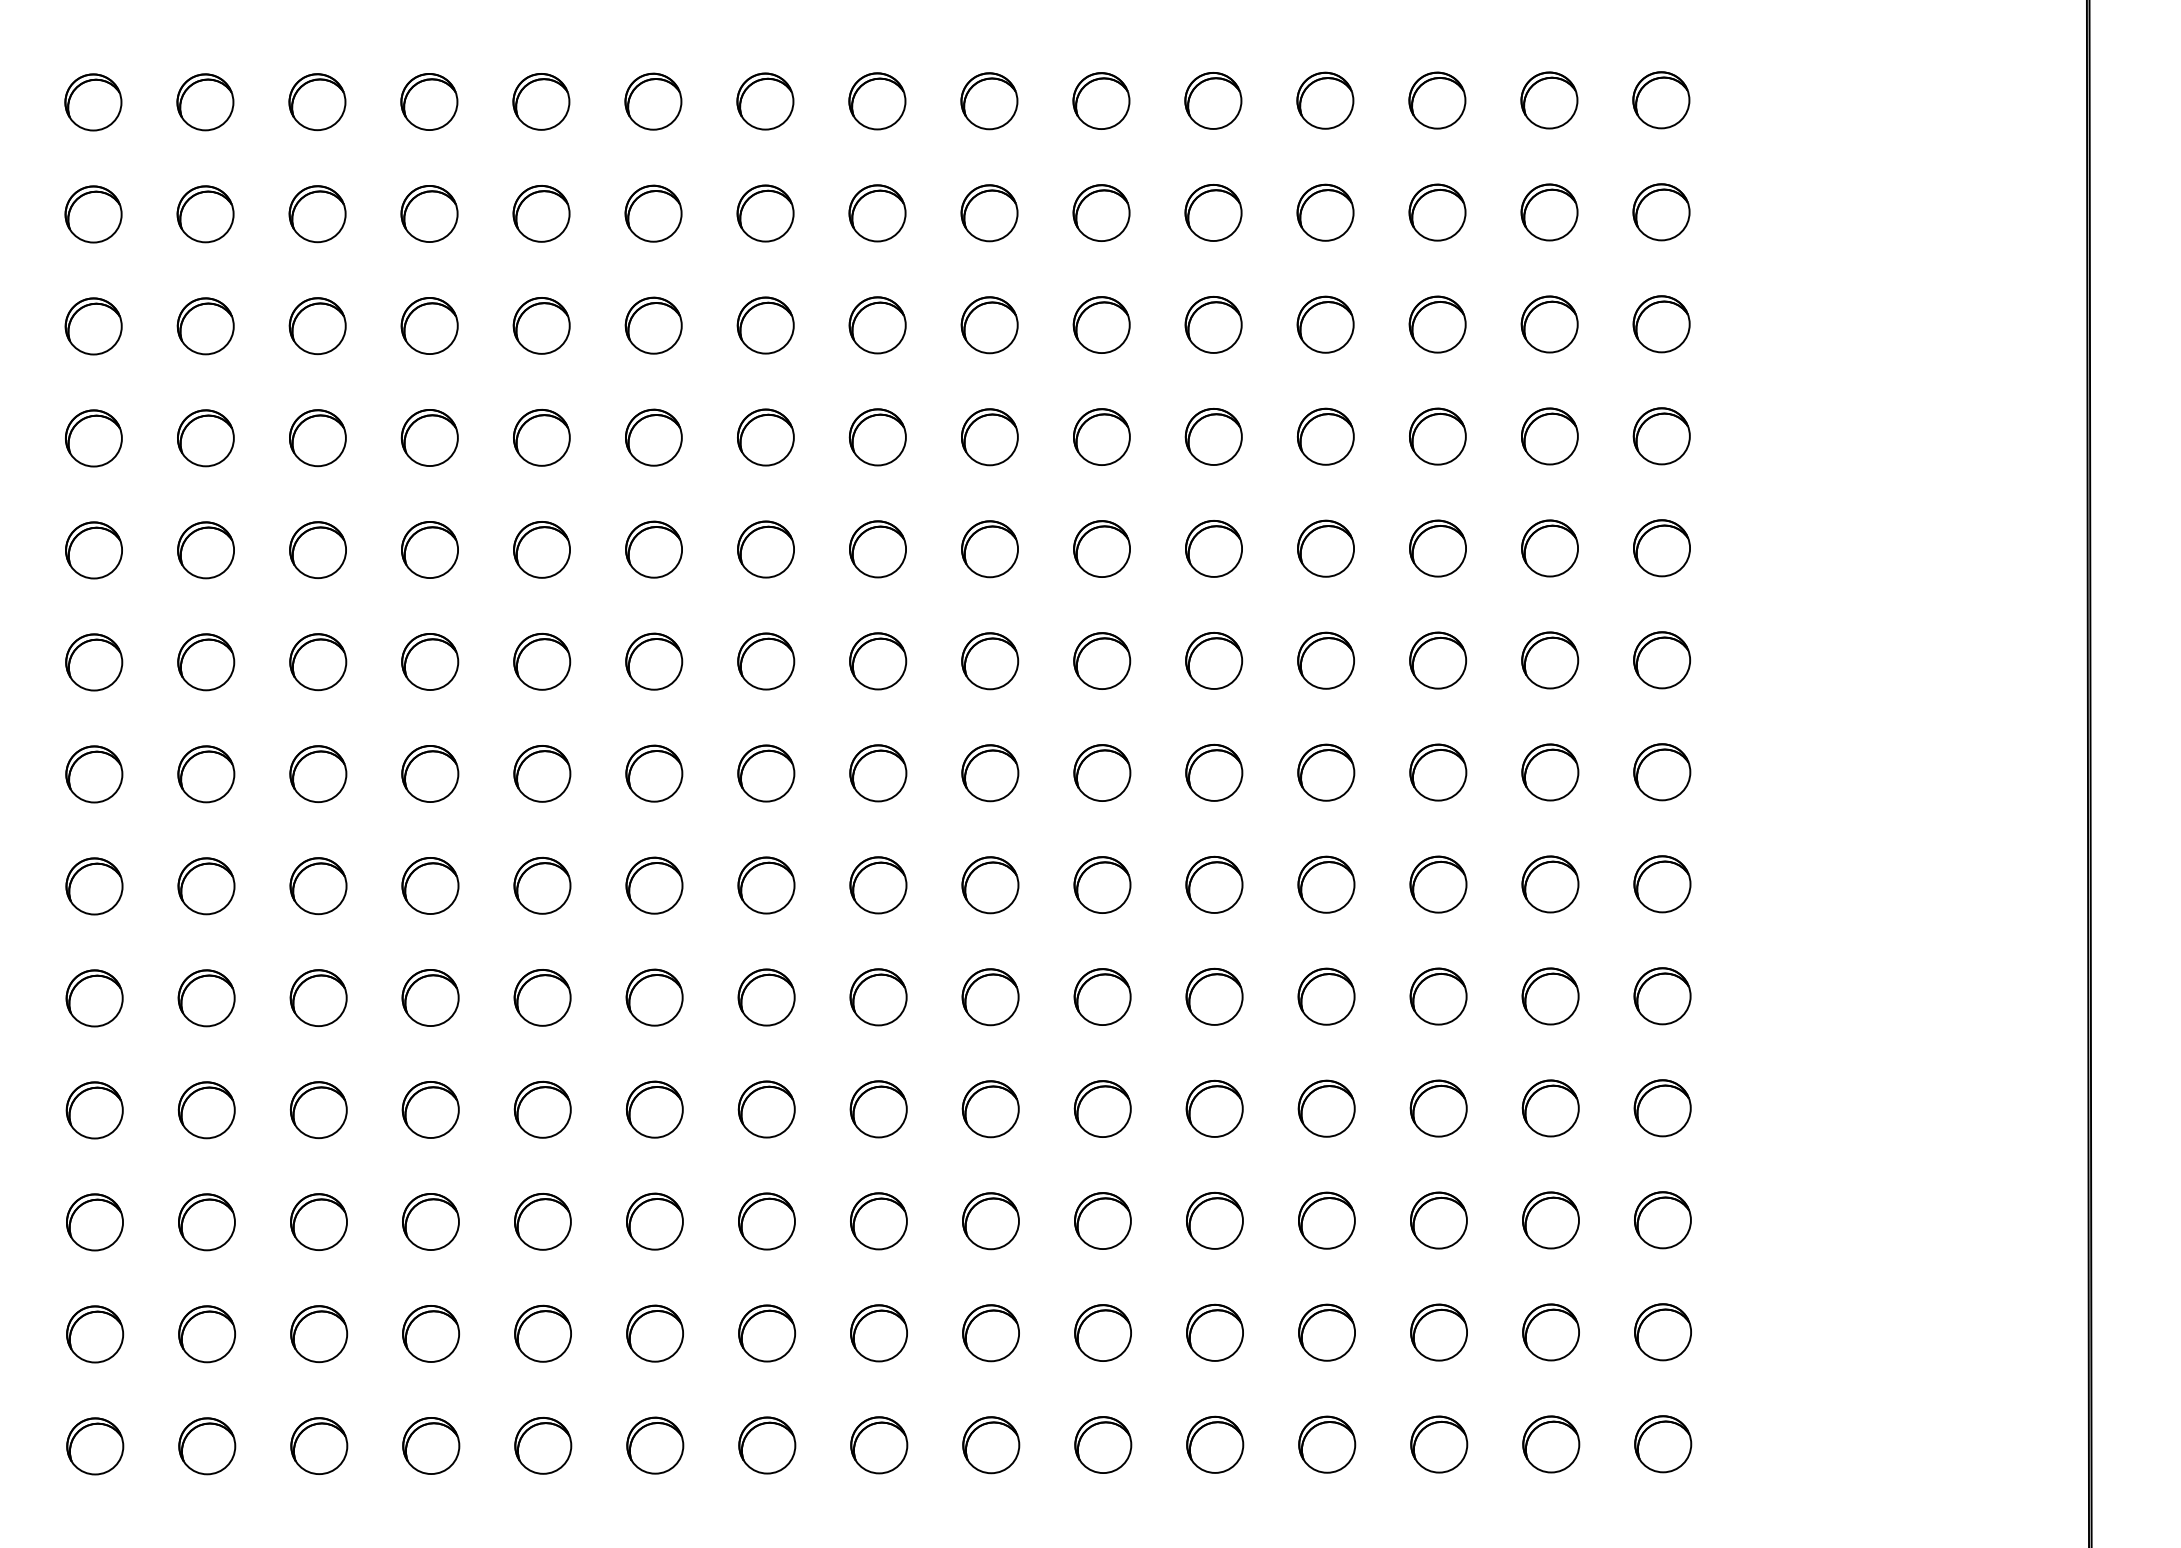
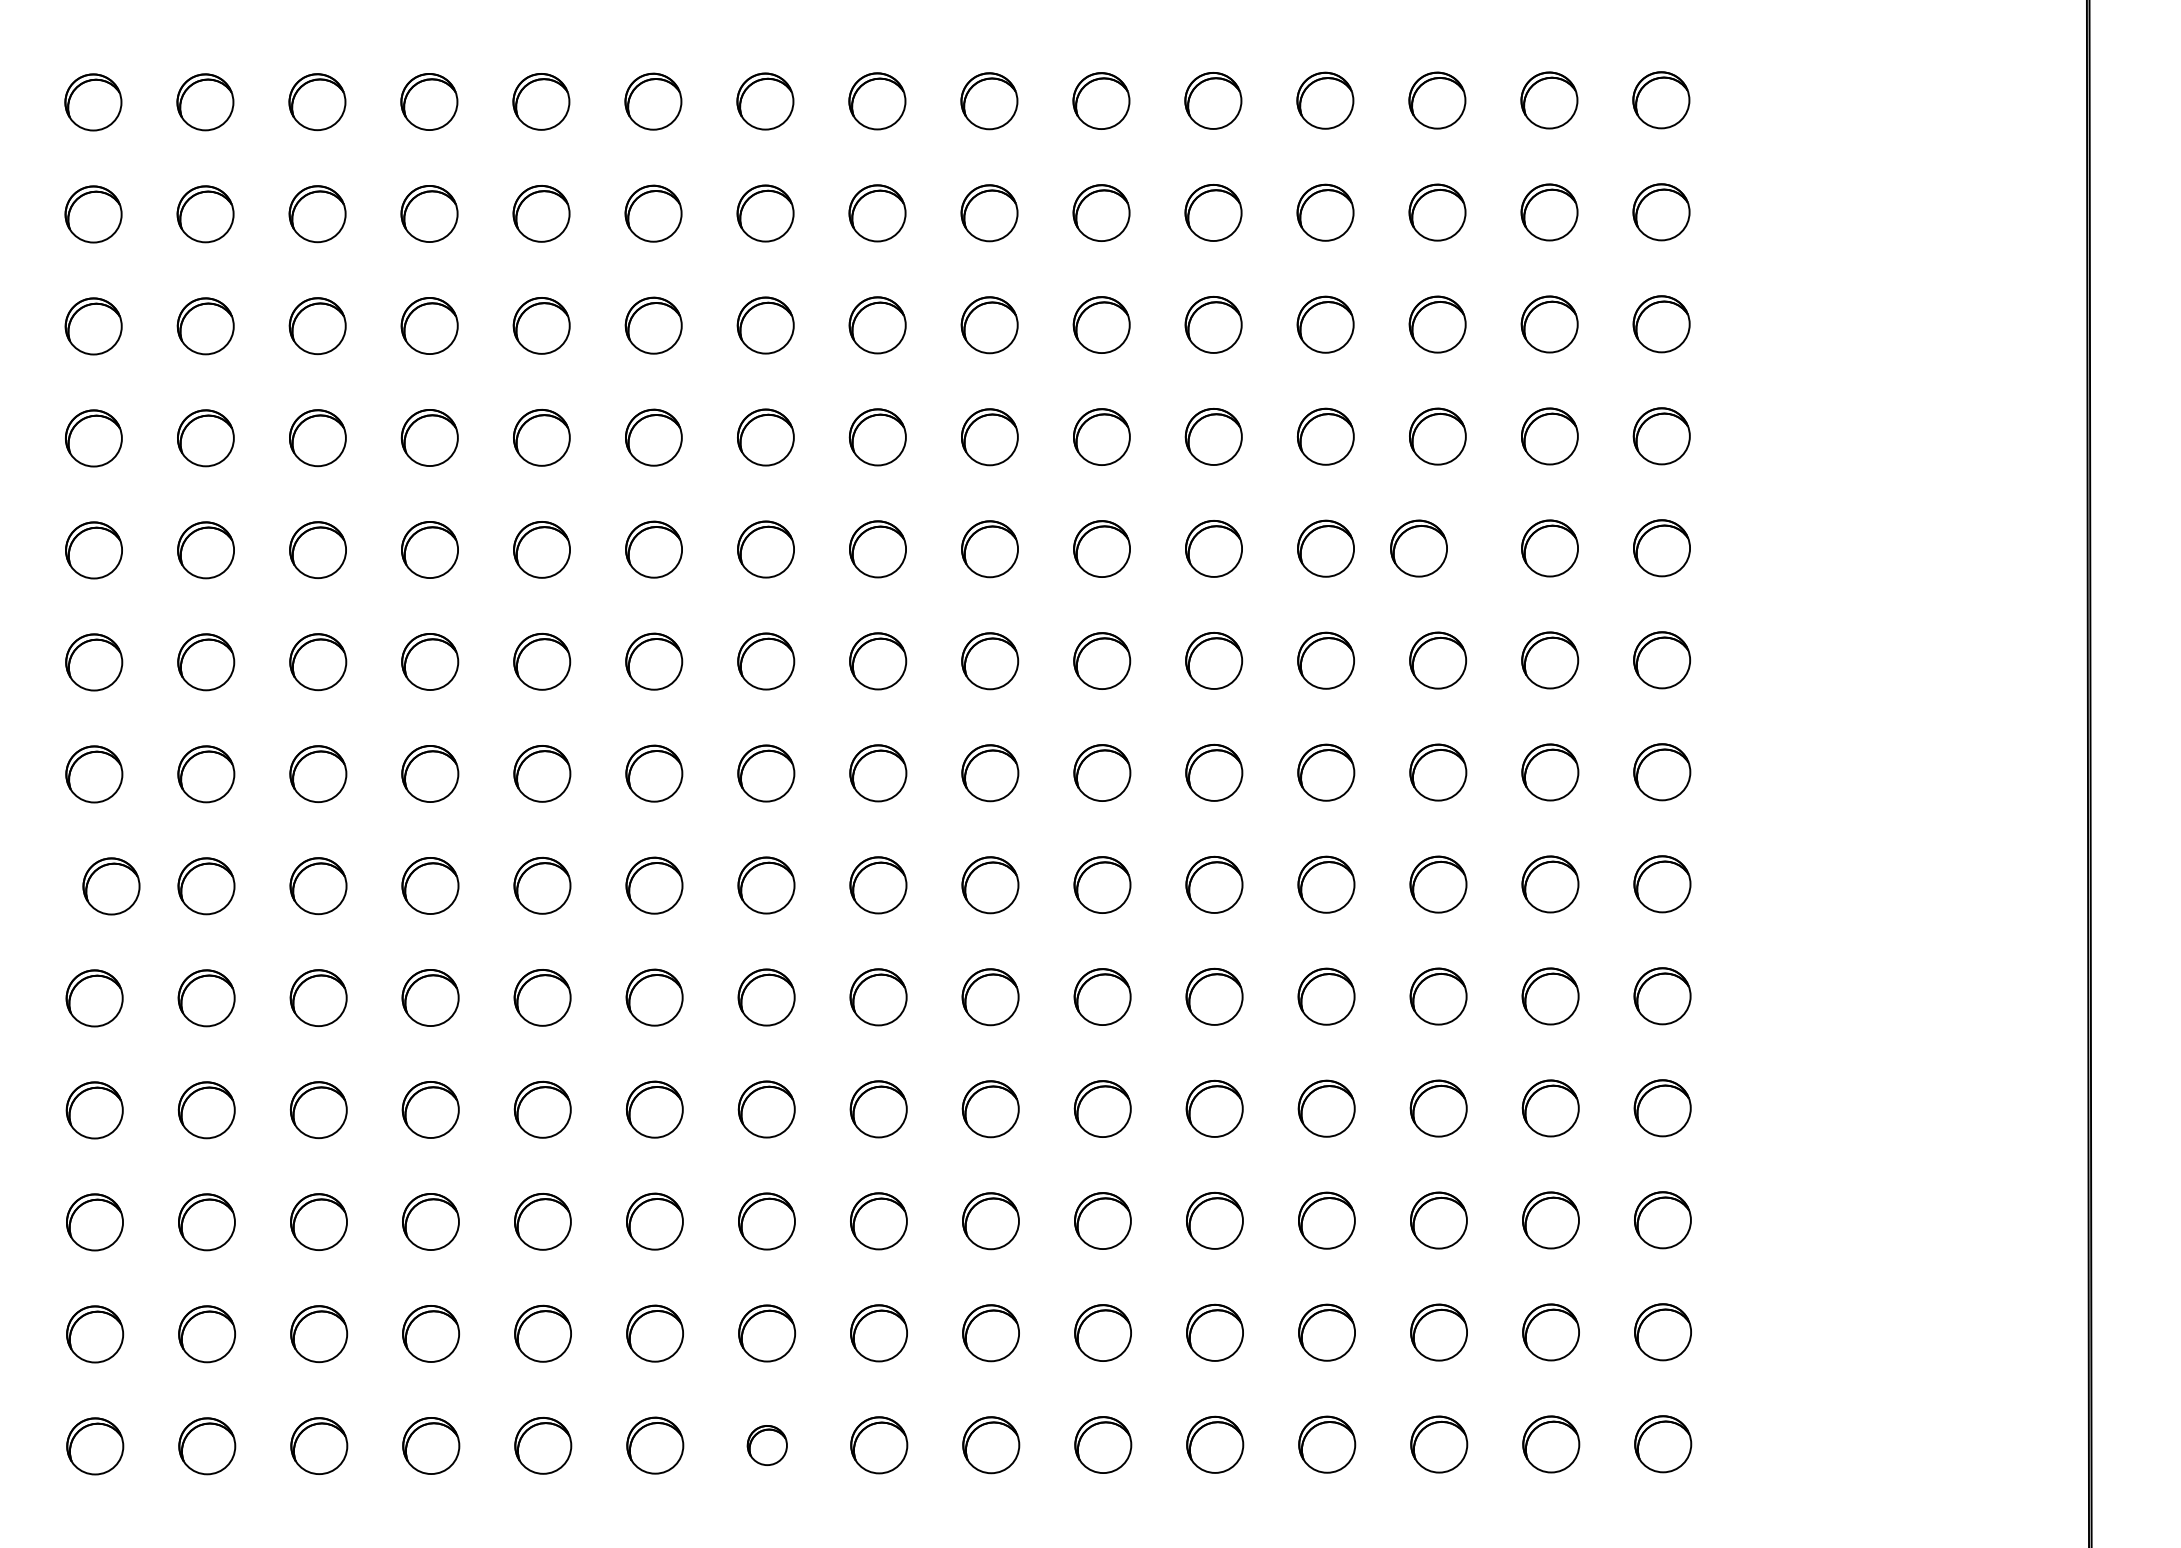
part position: (1437, 548) -> (1418, 548) (1418, 548)
part position: (94, 886) -> (111, 886) (111, 886)
part size: 59x59 px -> 42x41 px (766, 1445)
